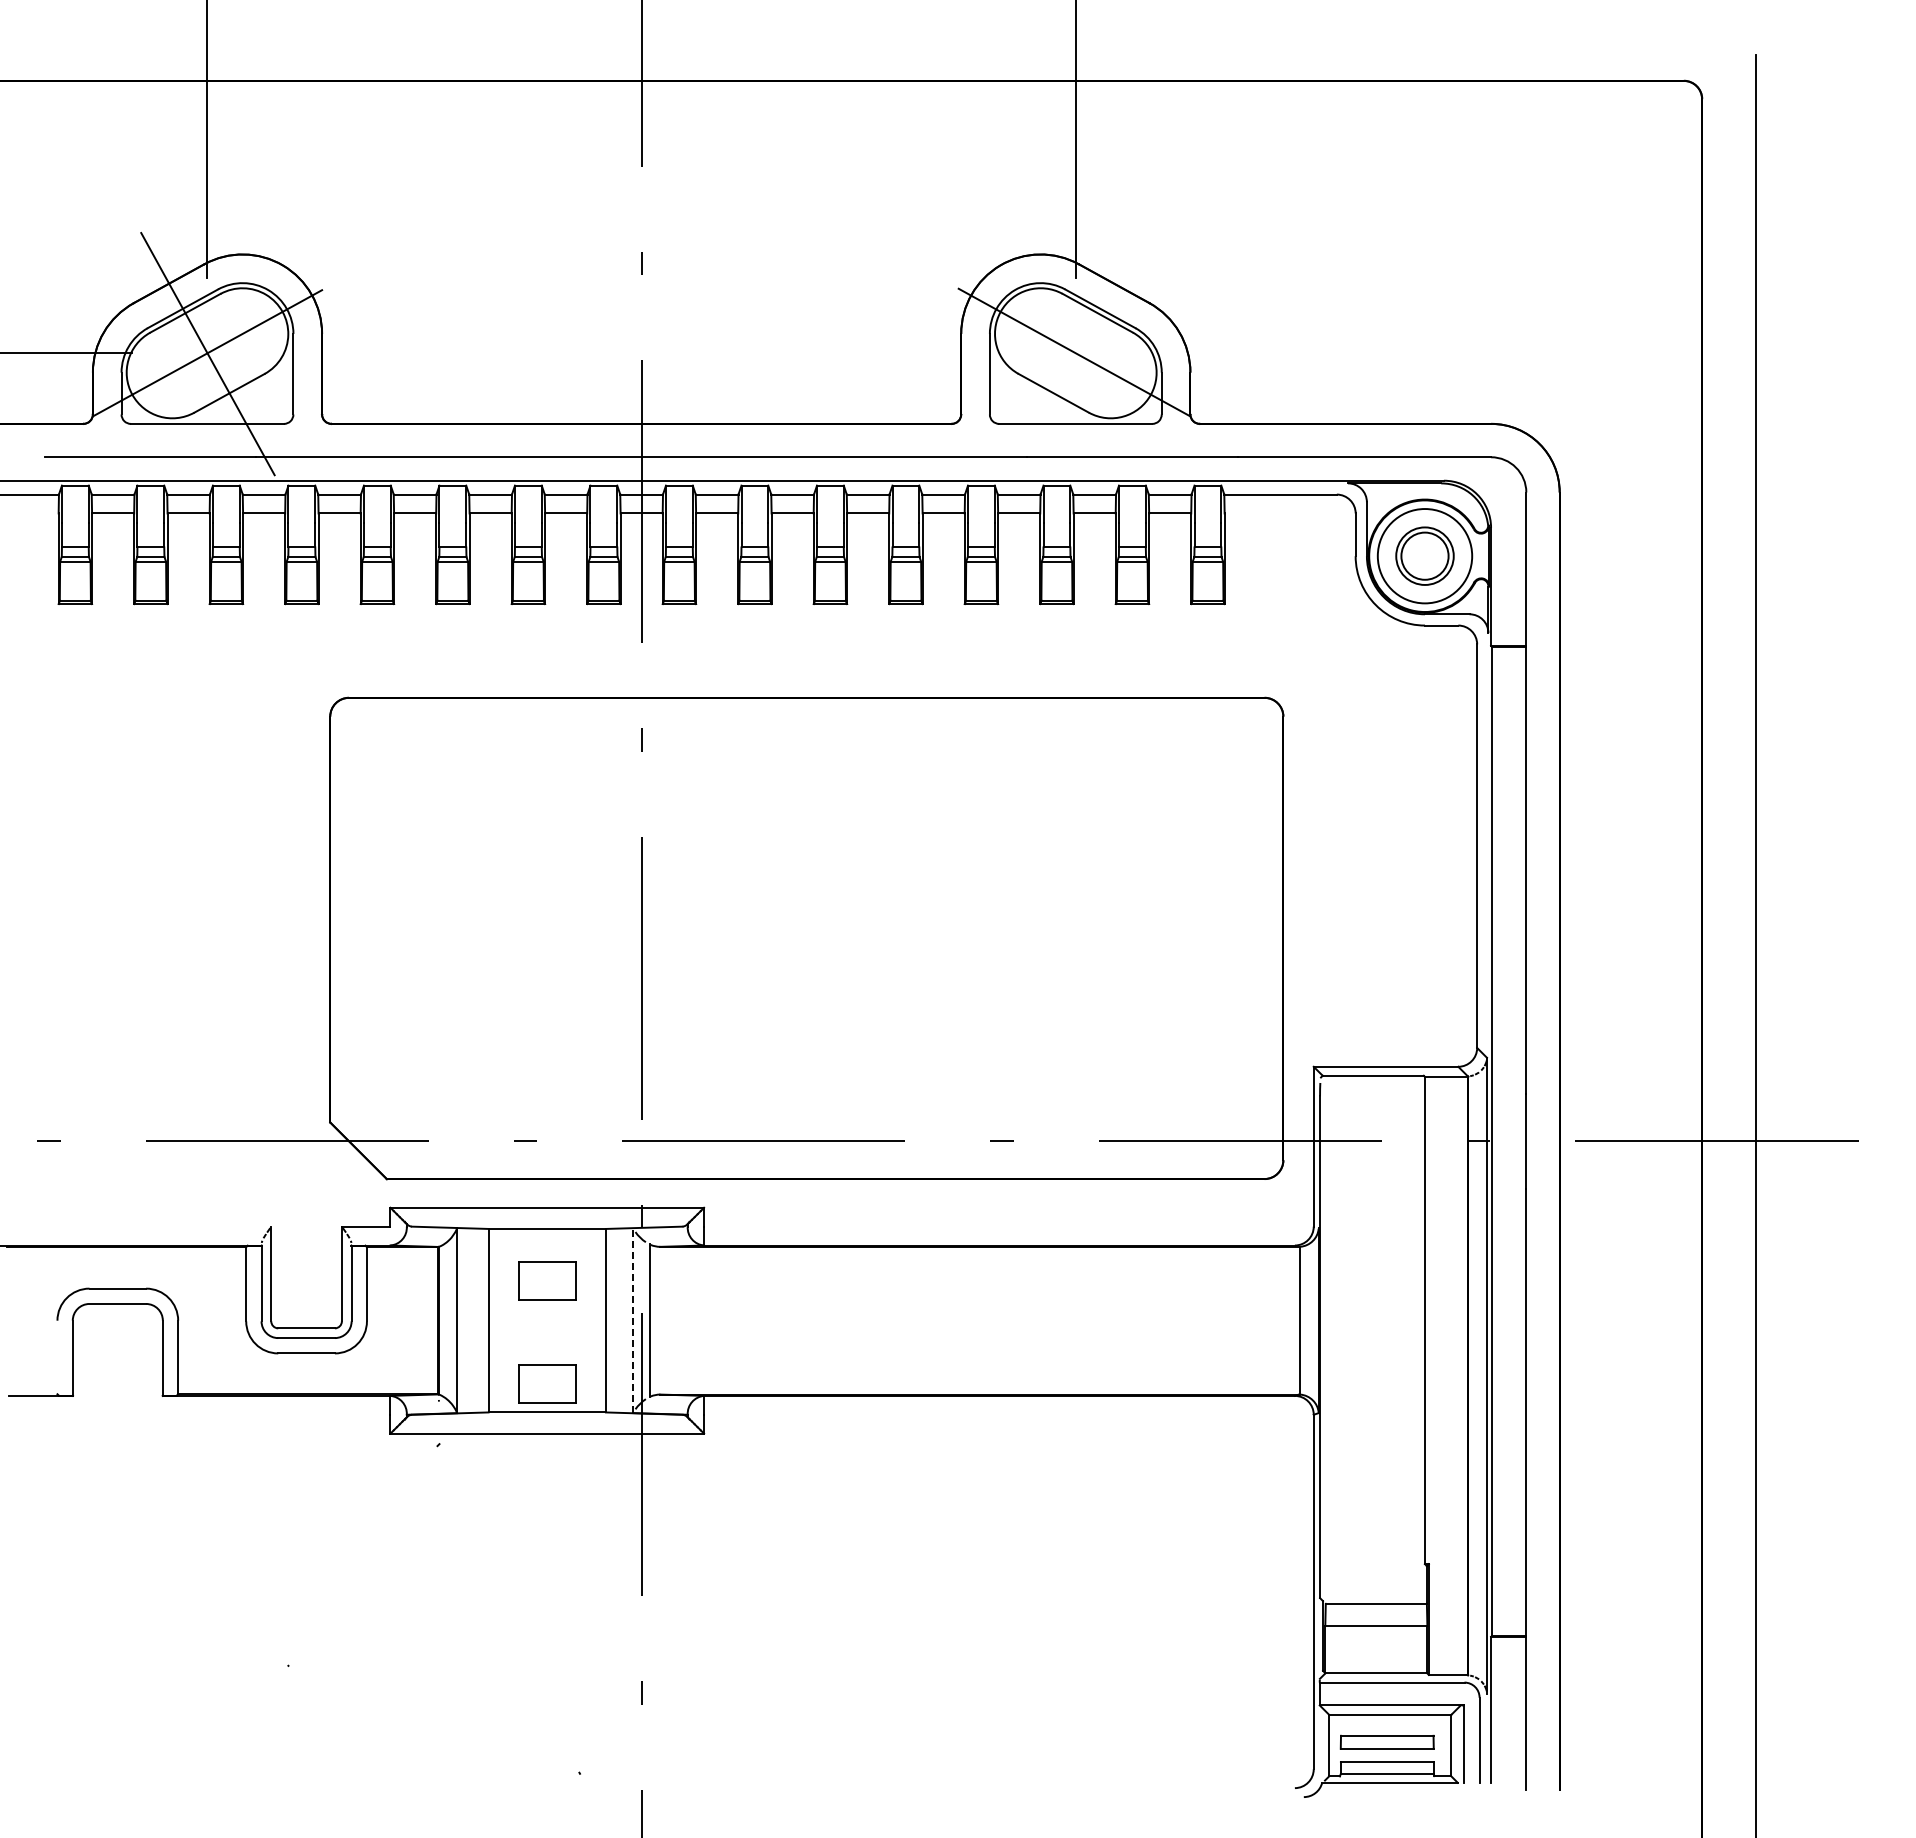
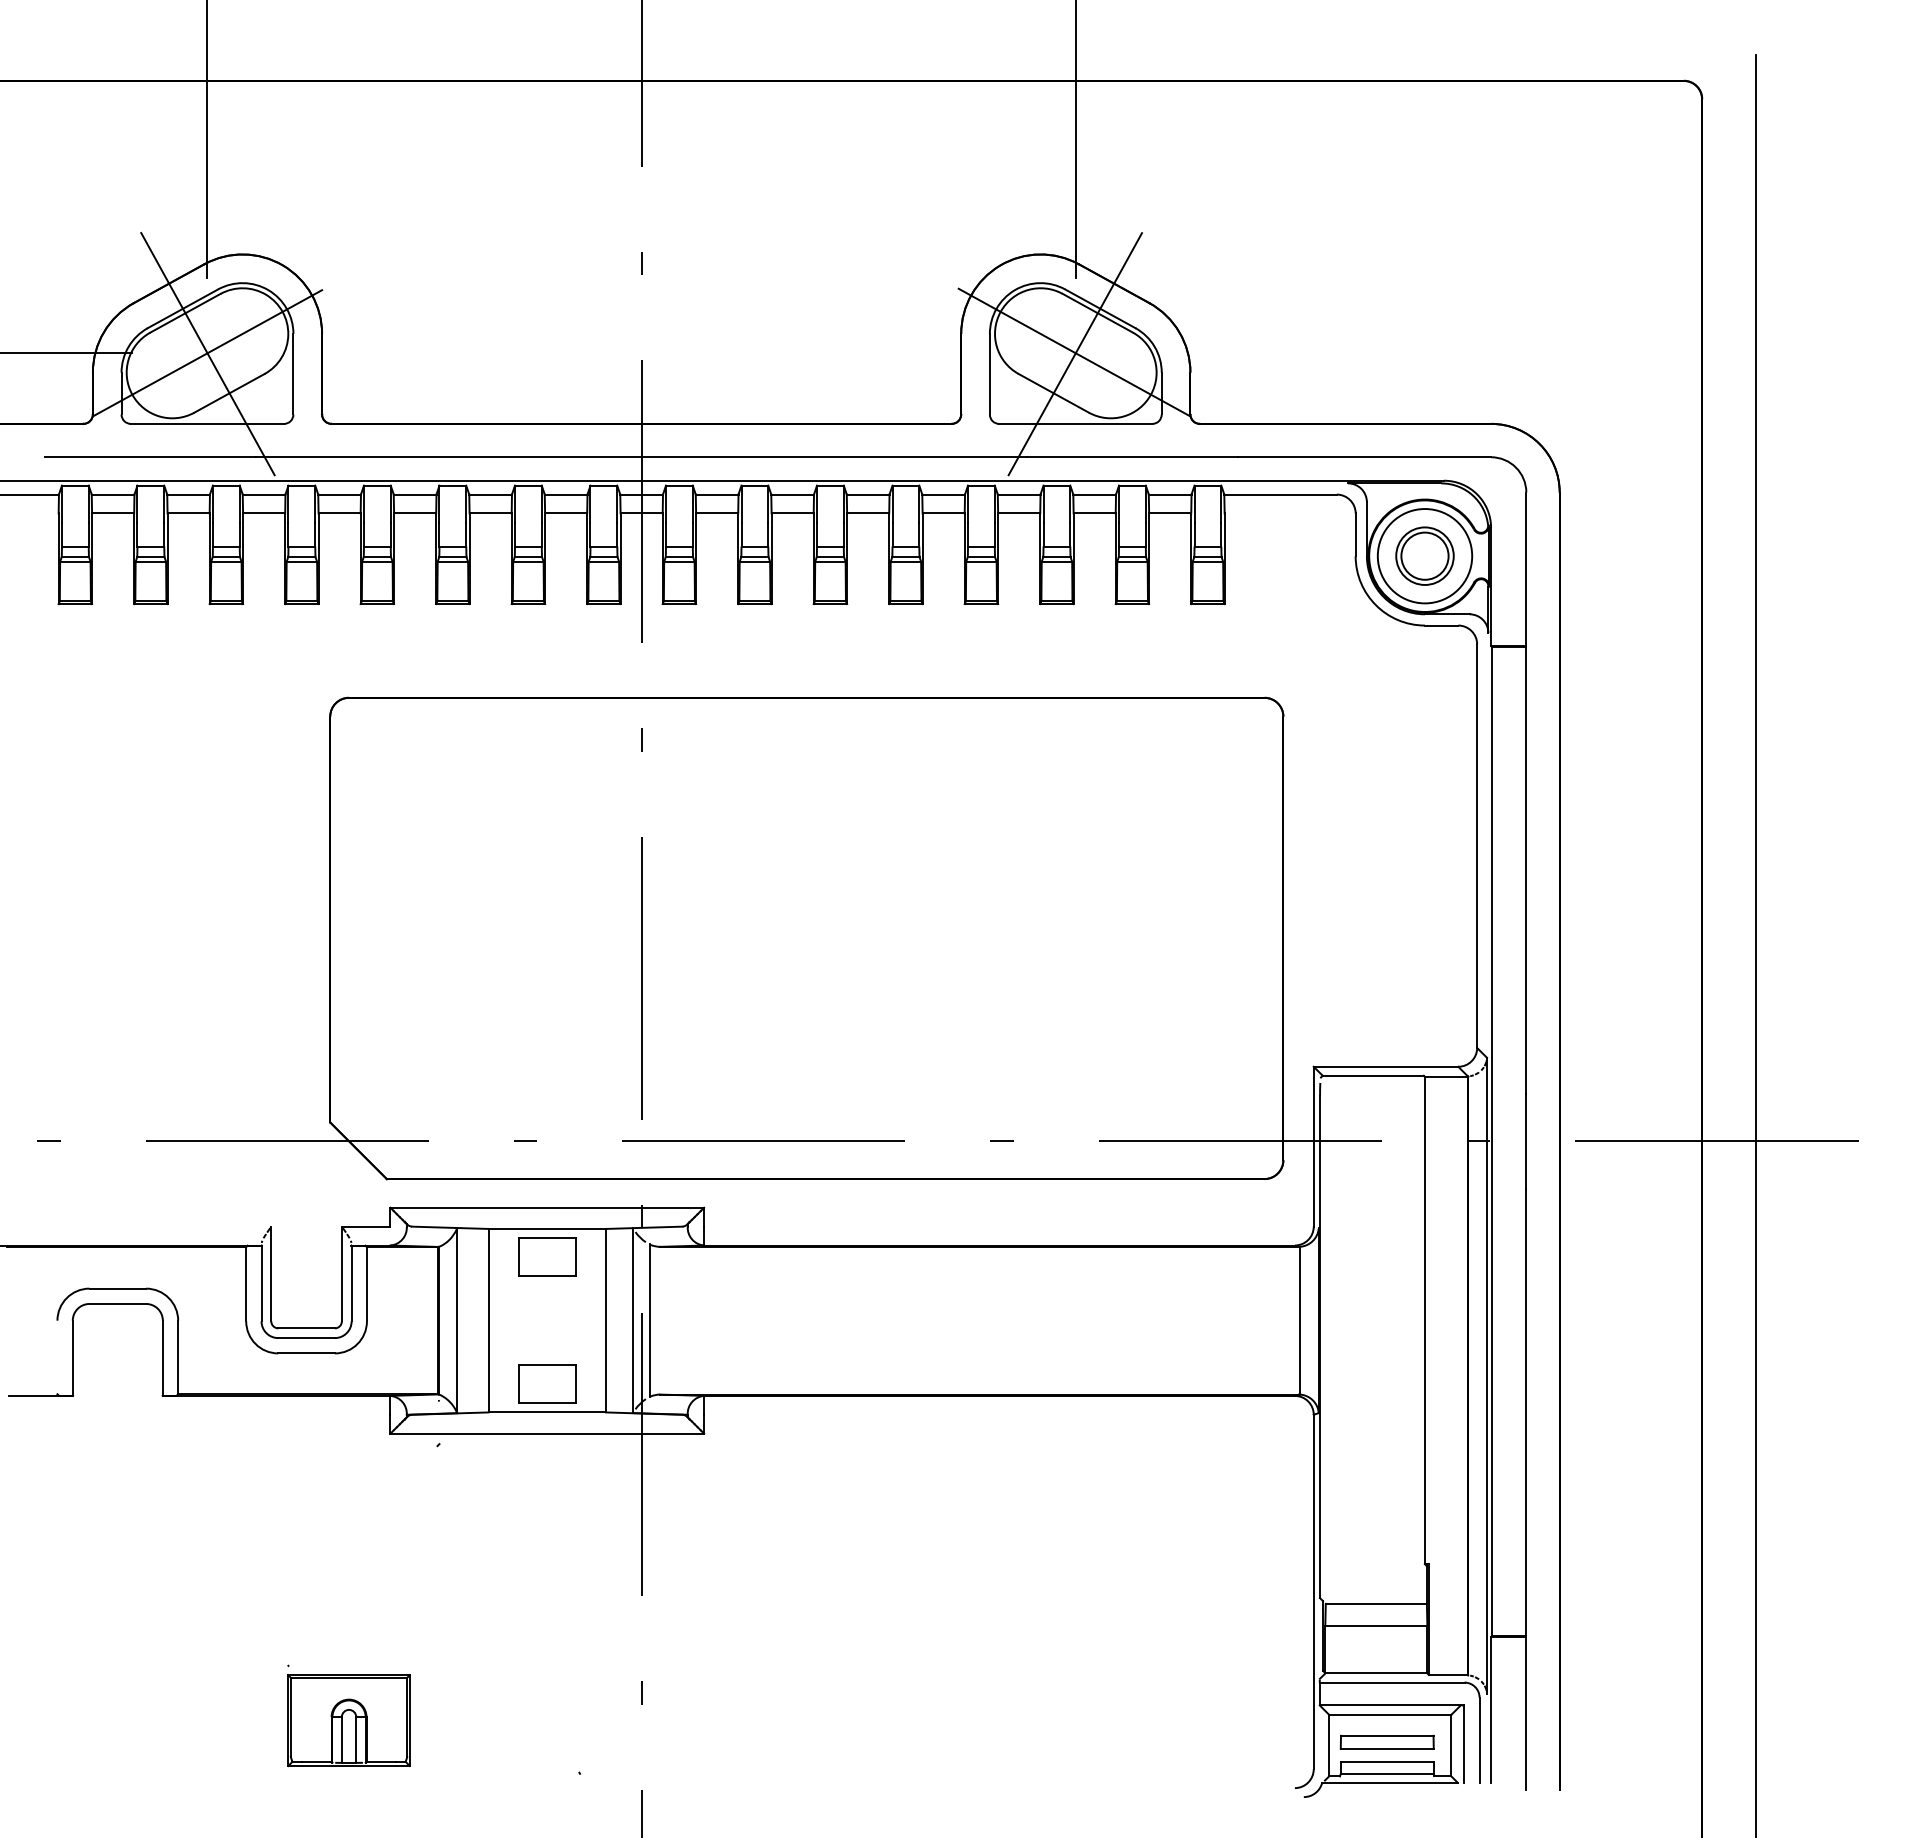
line: none -> present (1075, 354)
part position: (547, 1280) -> (547, 1256) (547, 1256)
line: dashed -> solid (633, 1320)
part: none -> present (348, 1720)
